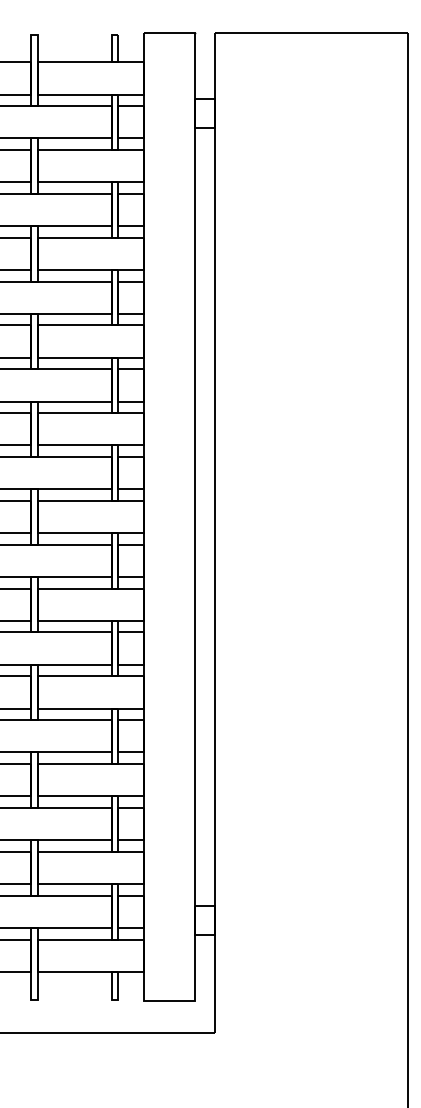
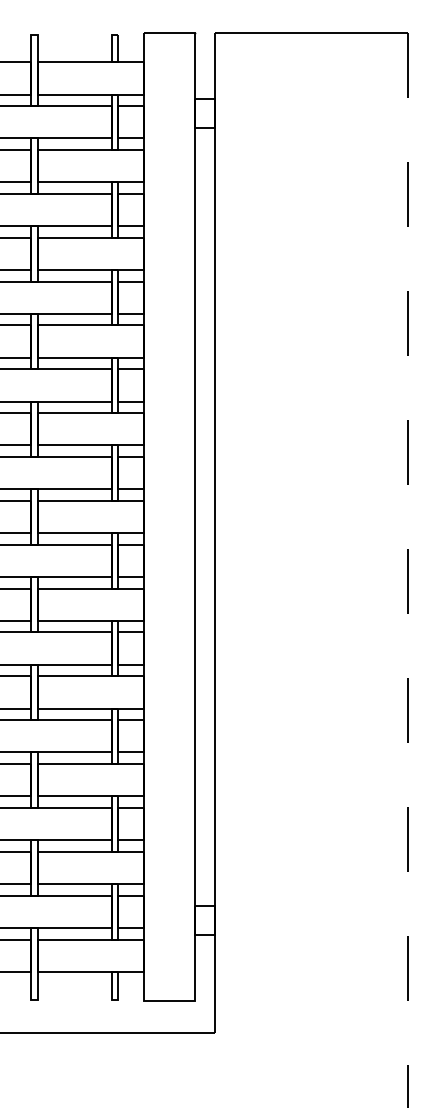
line: solid -> dashed (408, 570)
